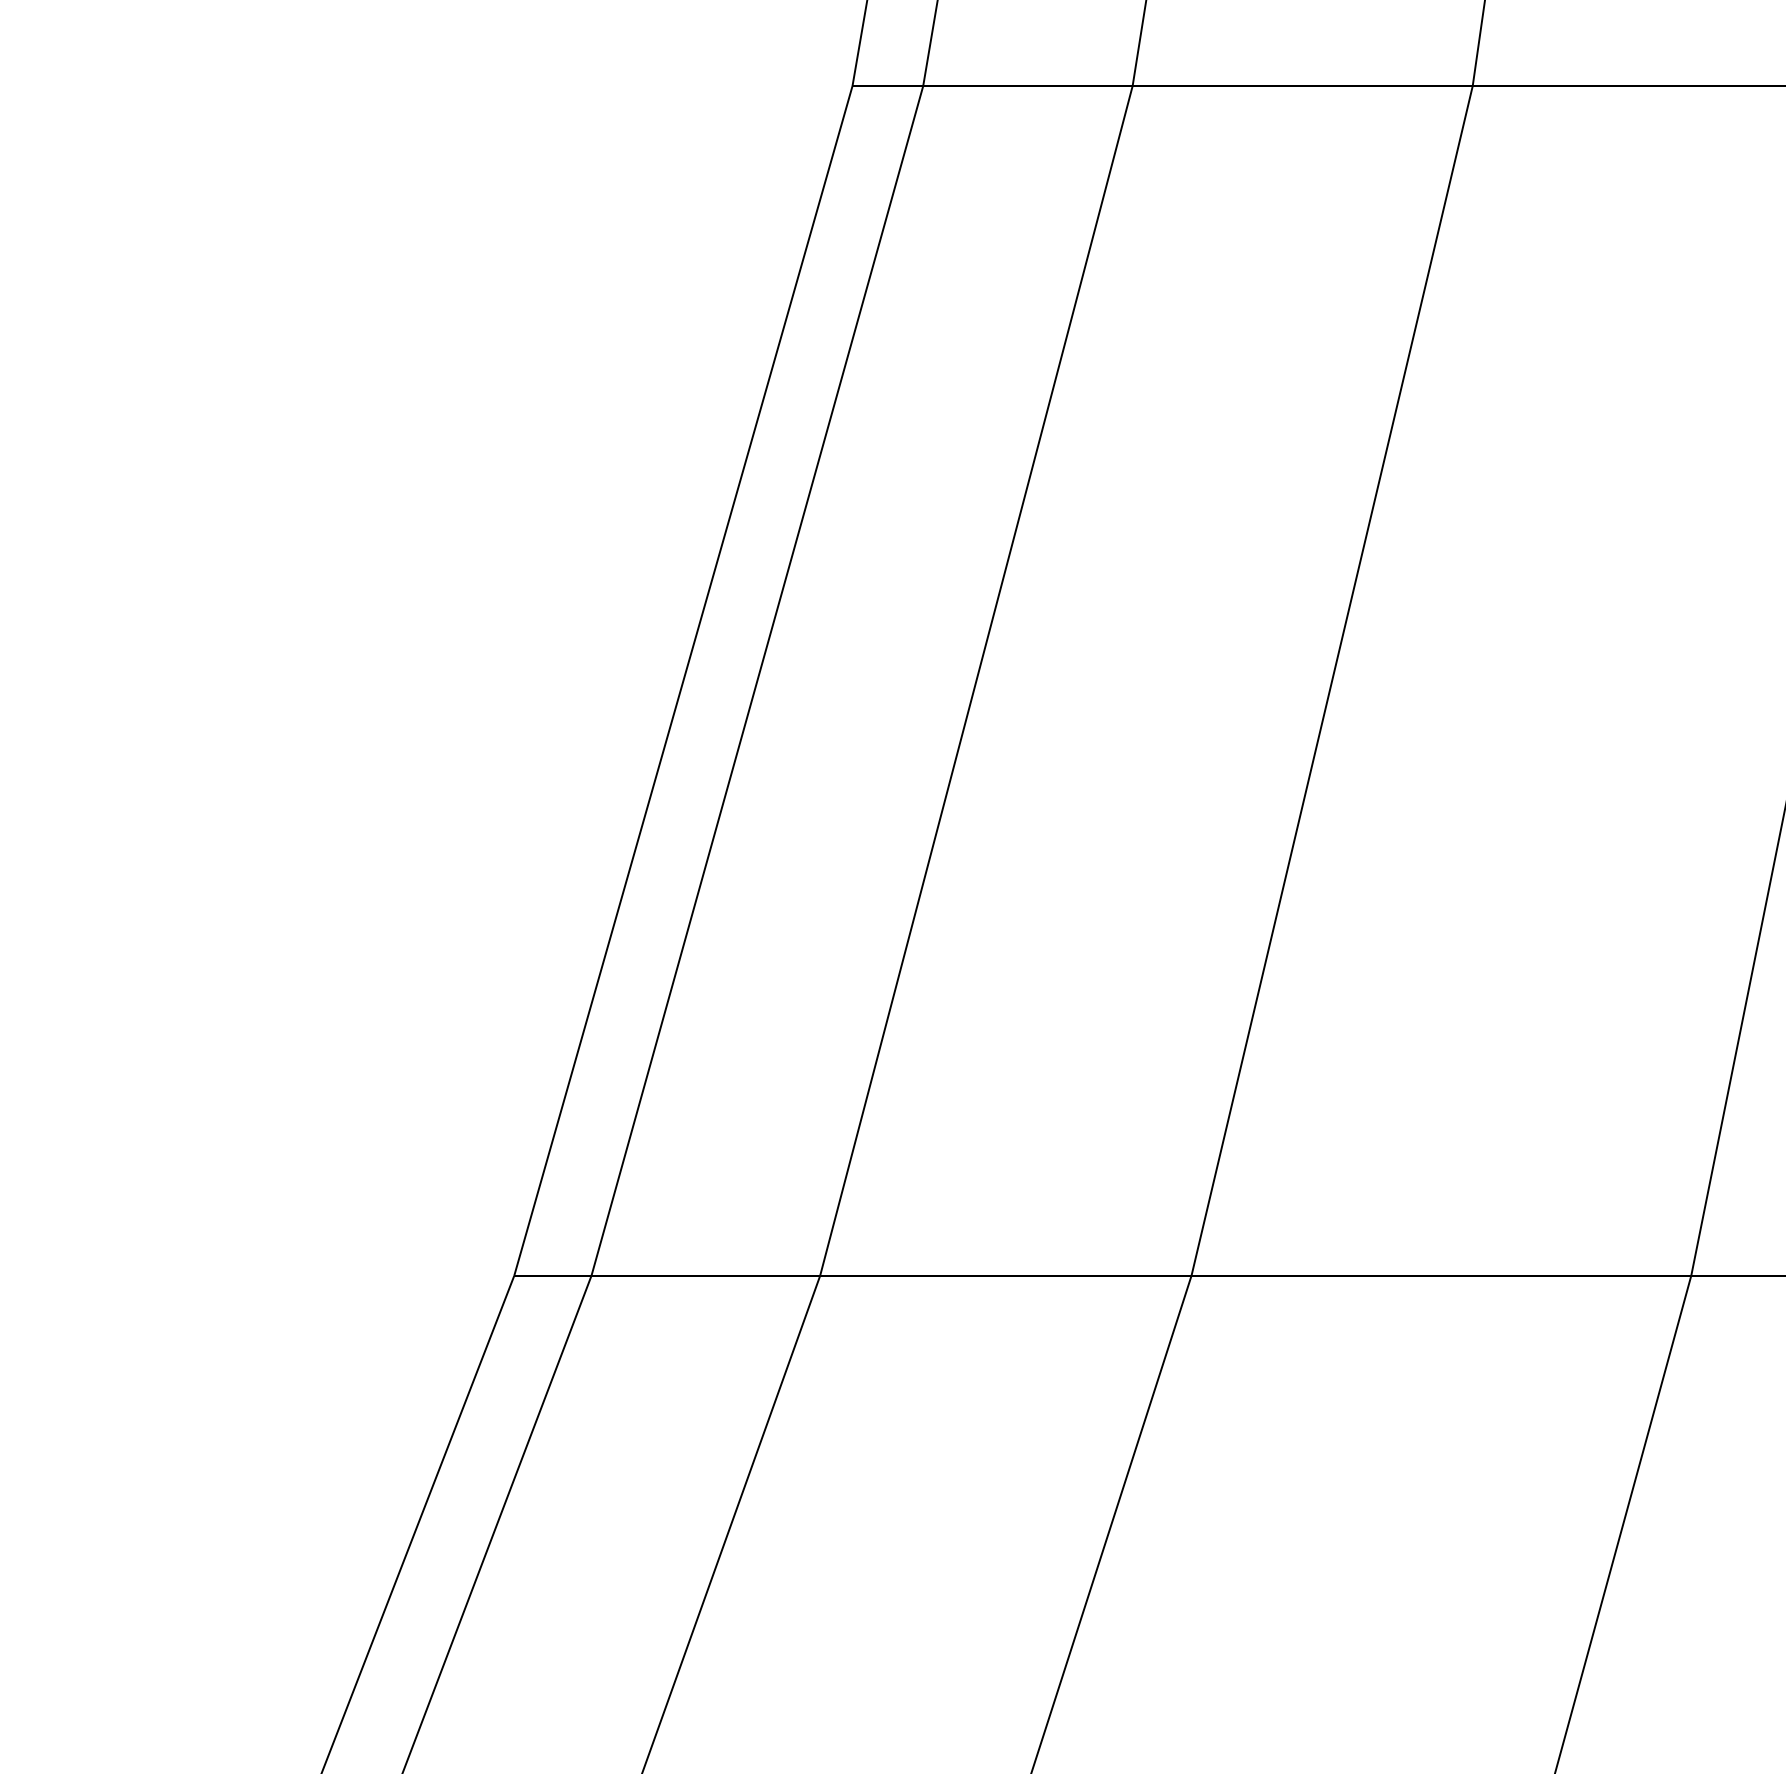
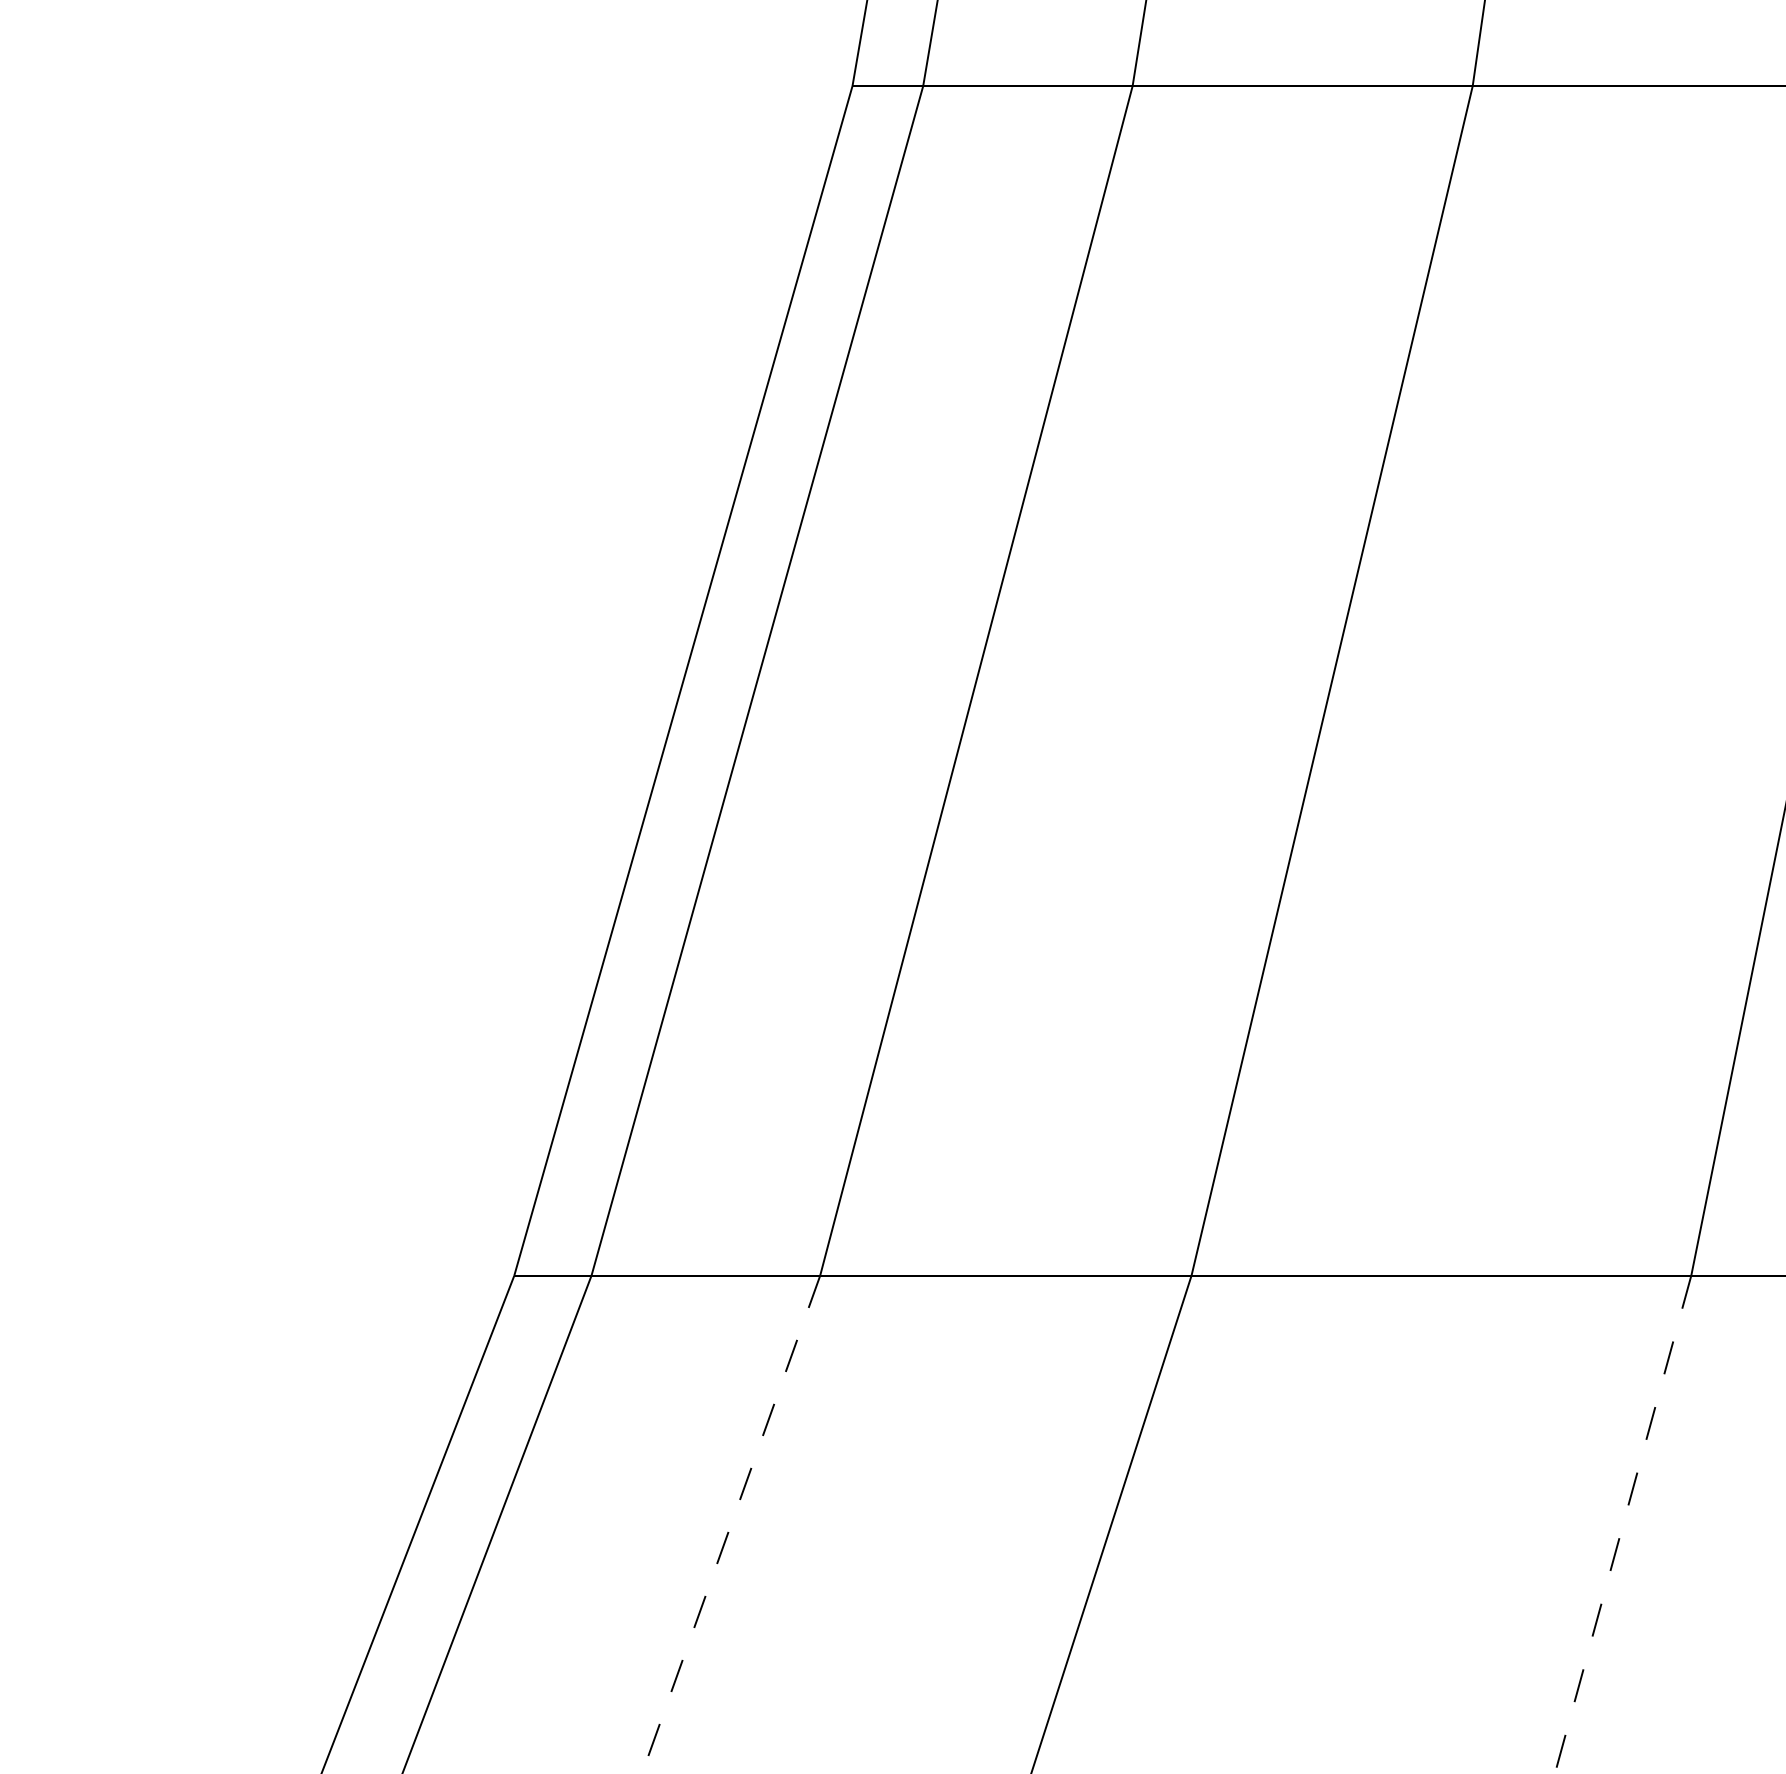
line: solid -> dashed (1623, 1524)
line: solid -> dashed (730, 1525)
